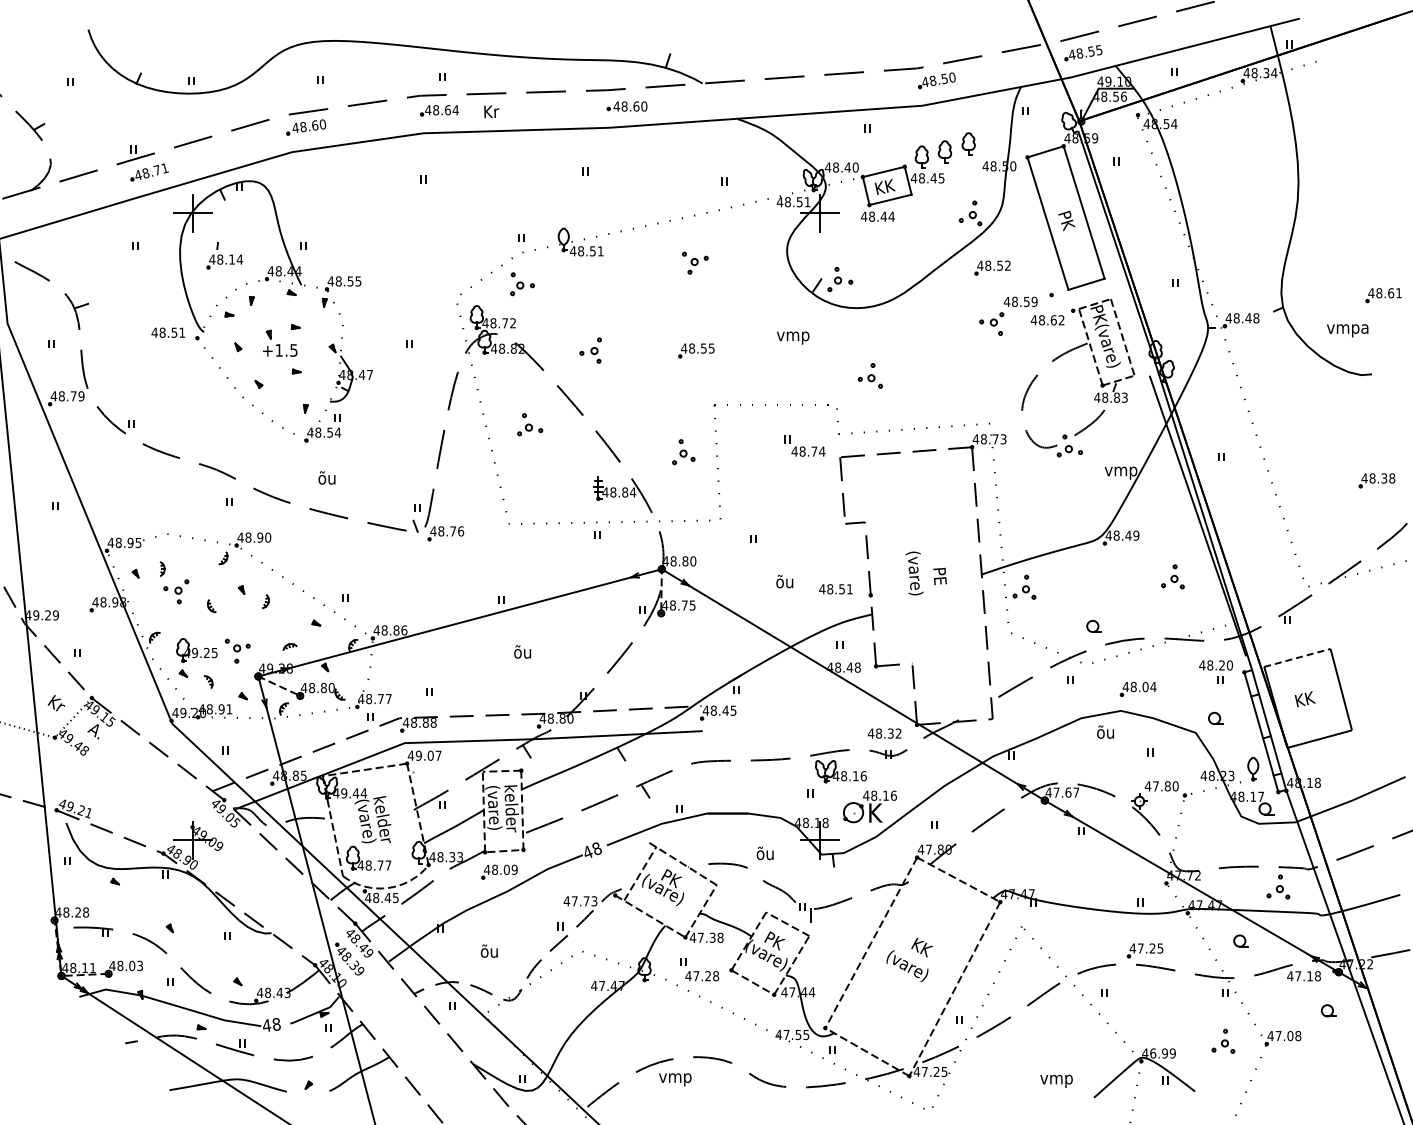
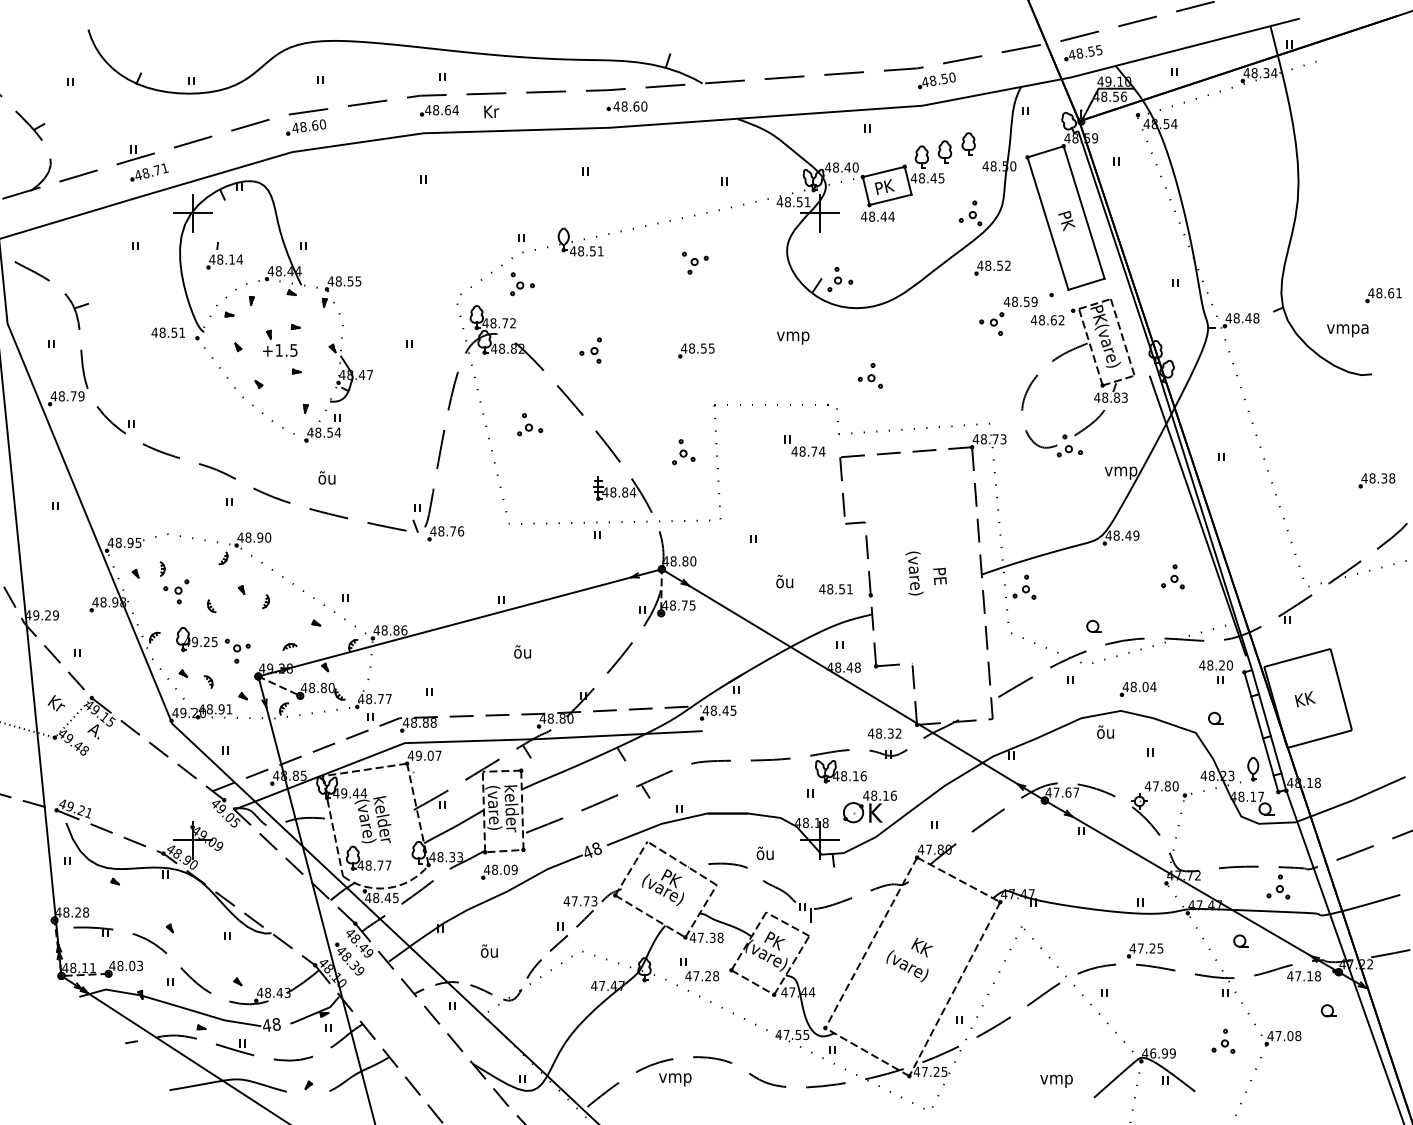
text: KK -> PK (885, 186)
part position: (196, 650) -> (196, 639) (196, 639)
line: dashed -> solid (1297, 657)
line position: (640, 873) -> (631, 868) (631, 868)
